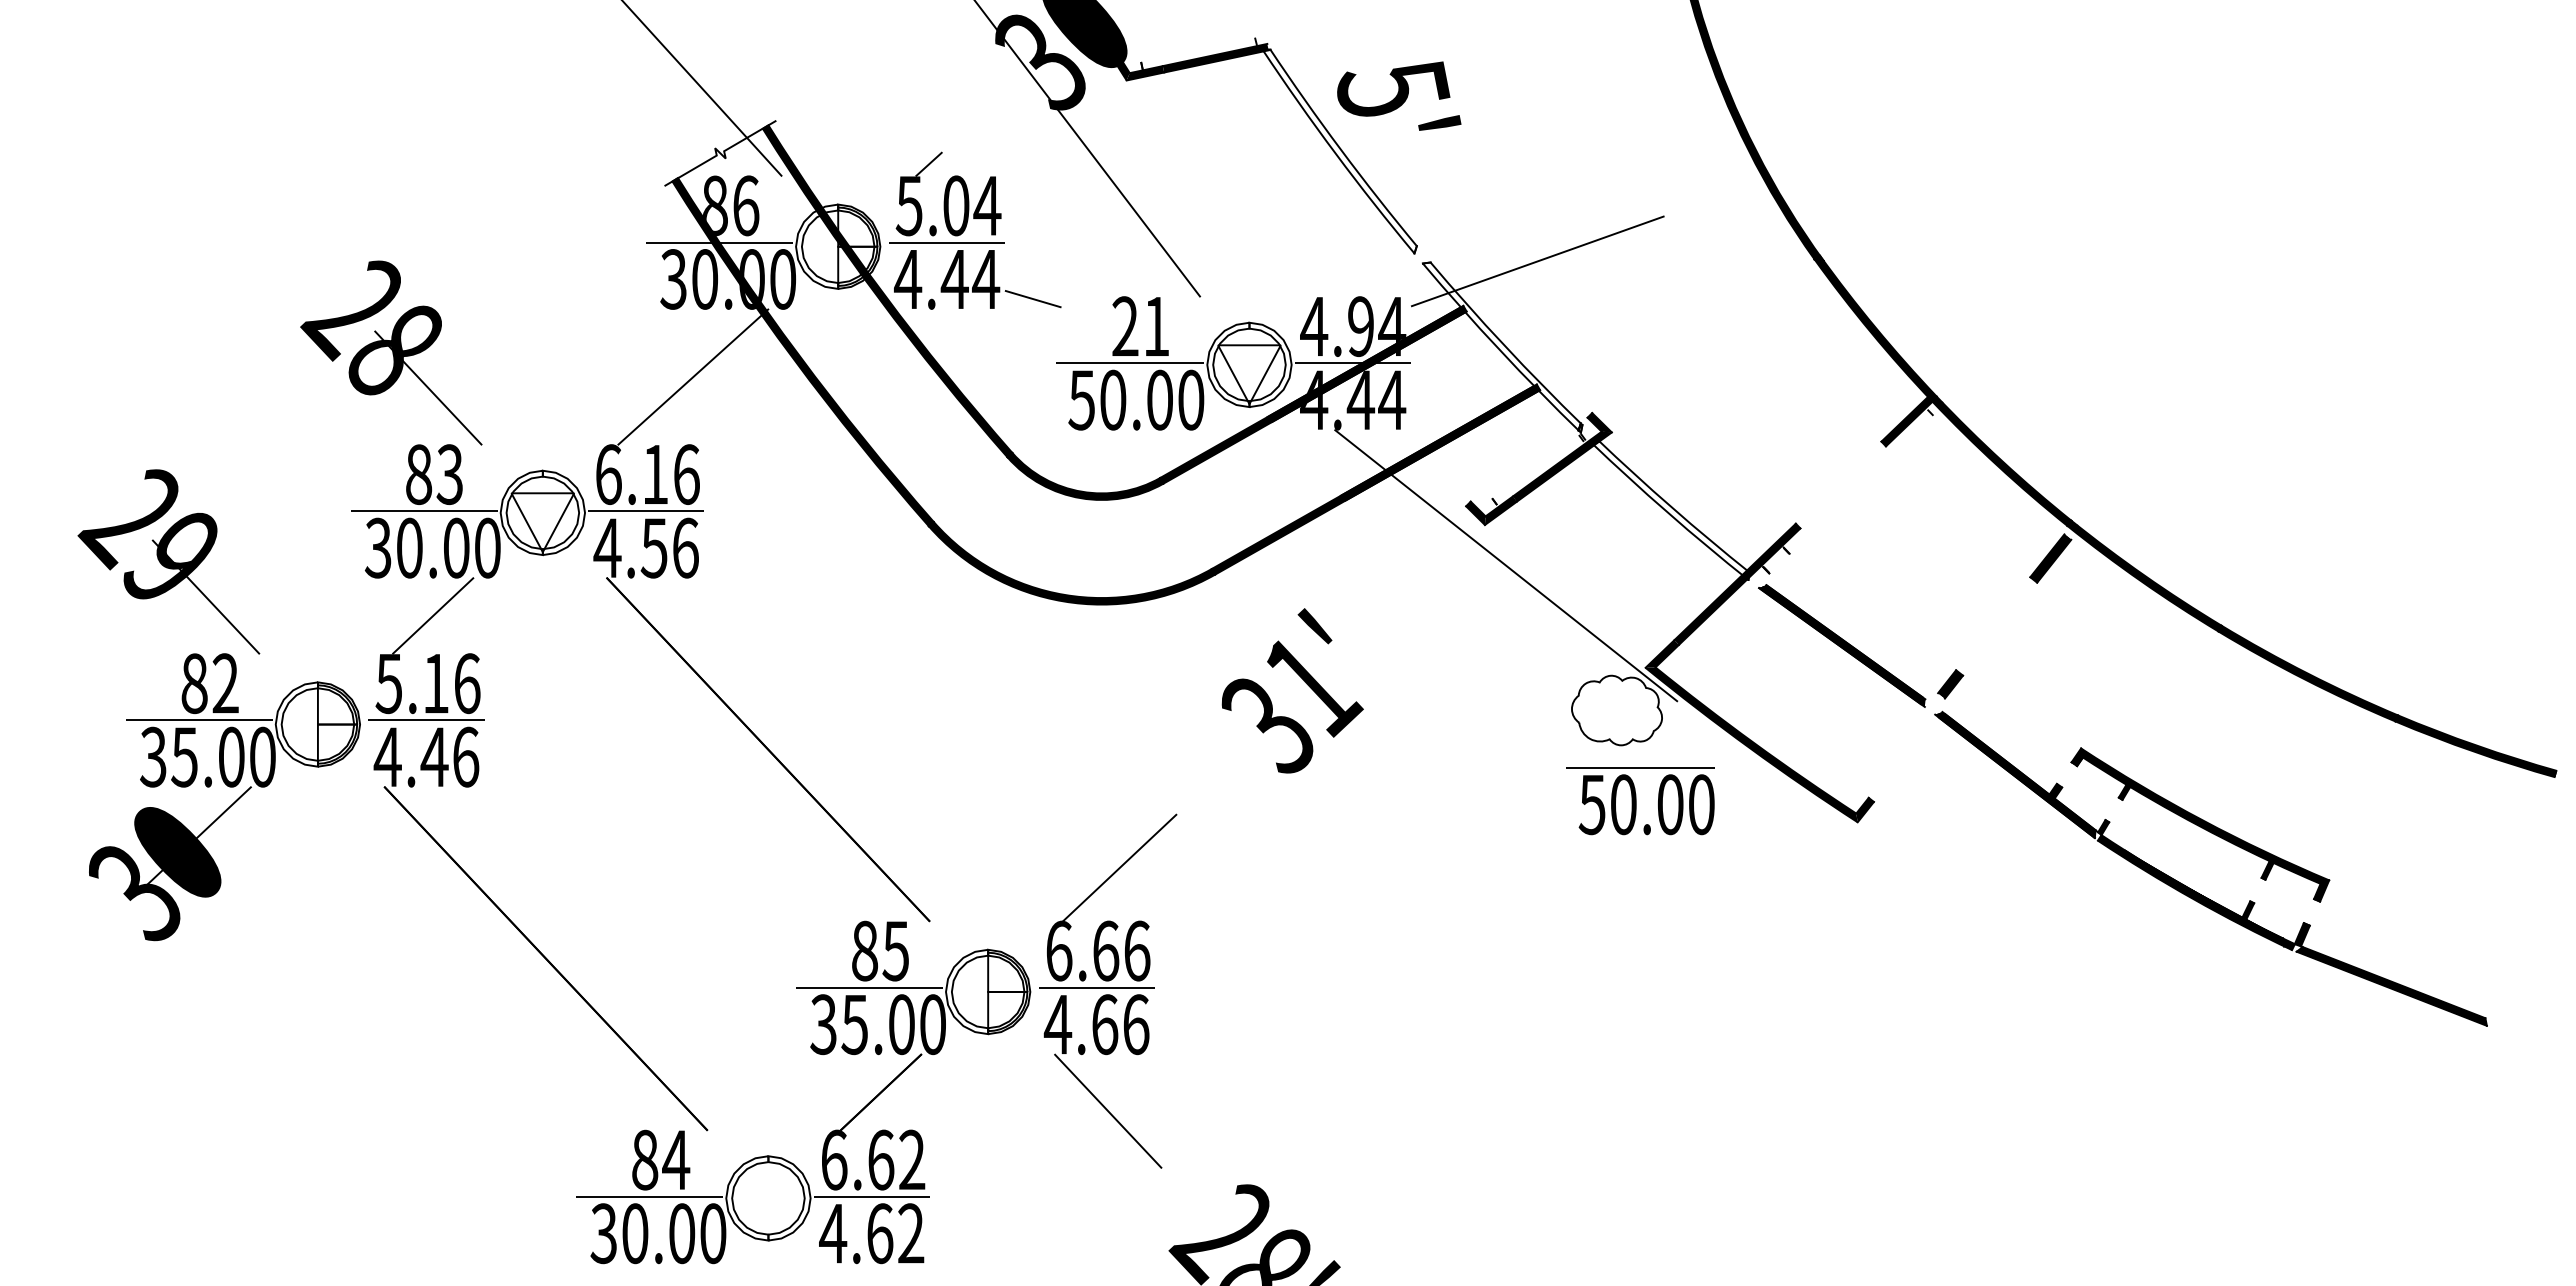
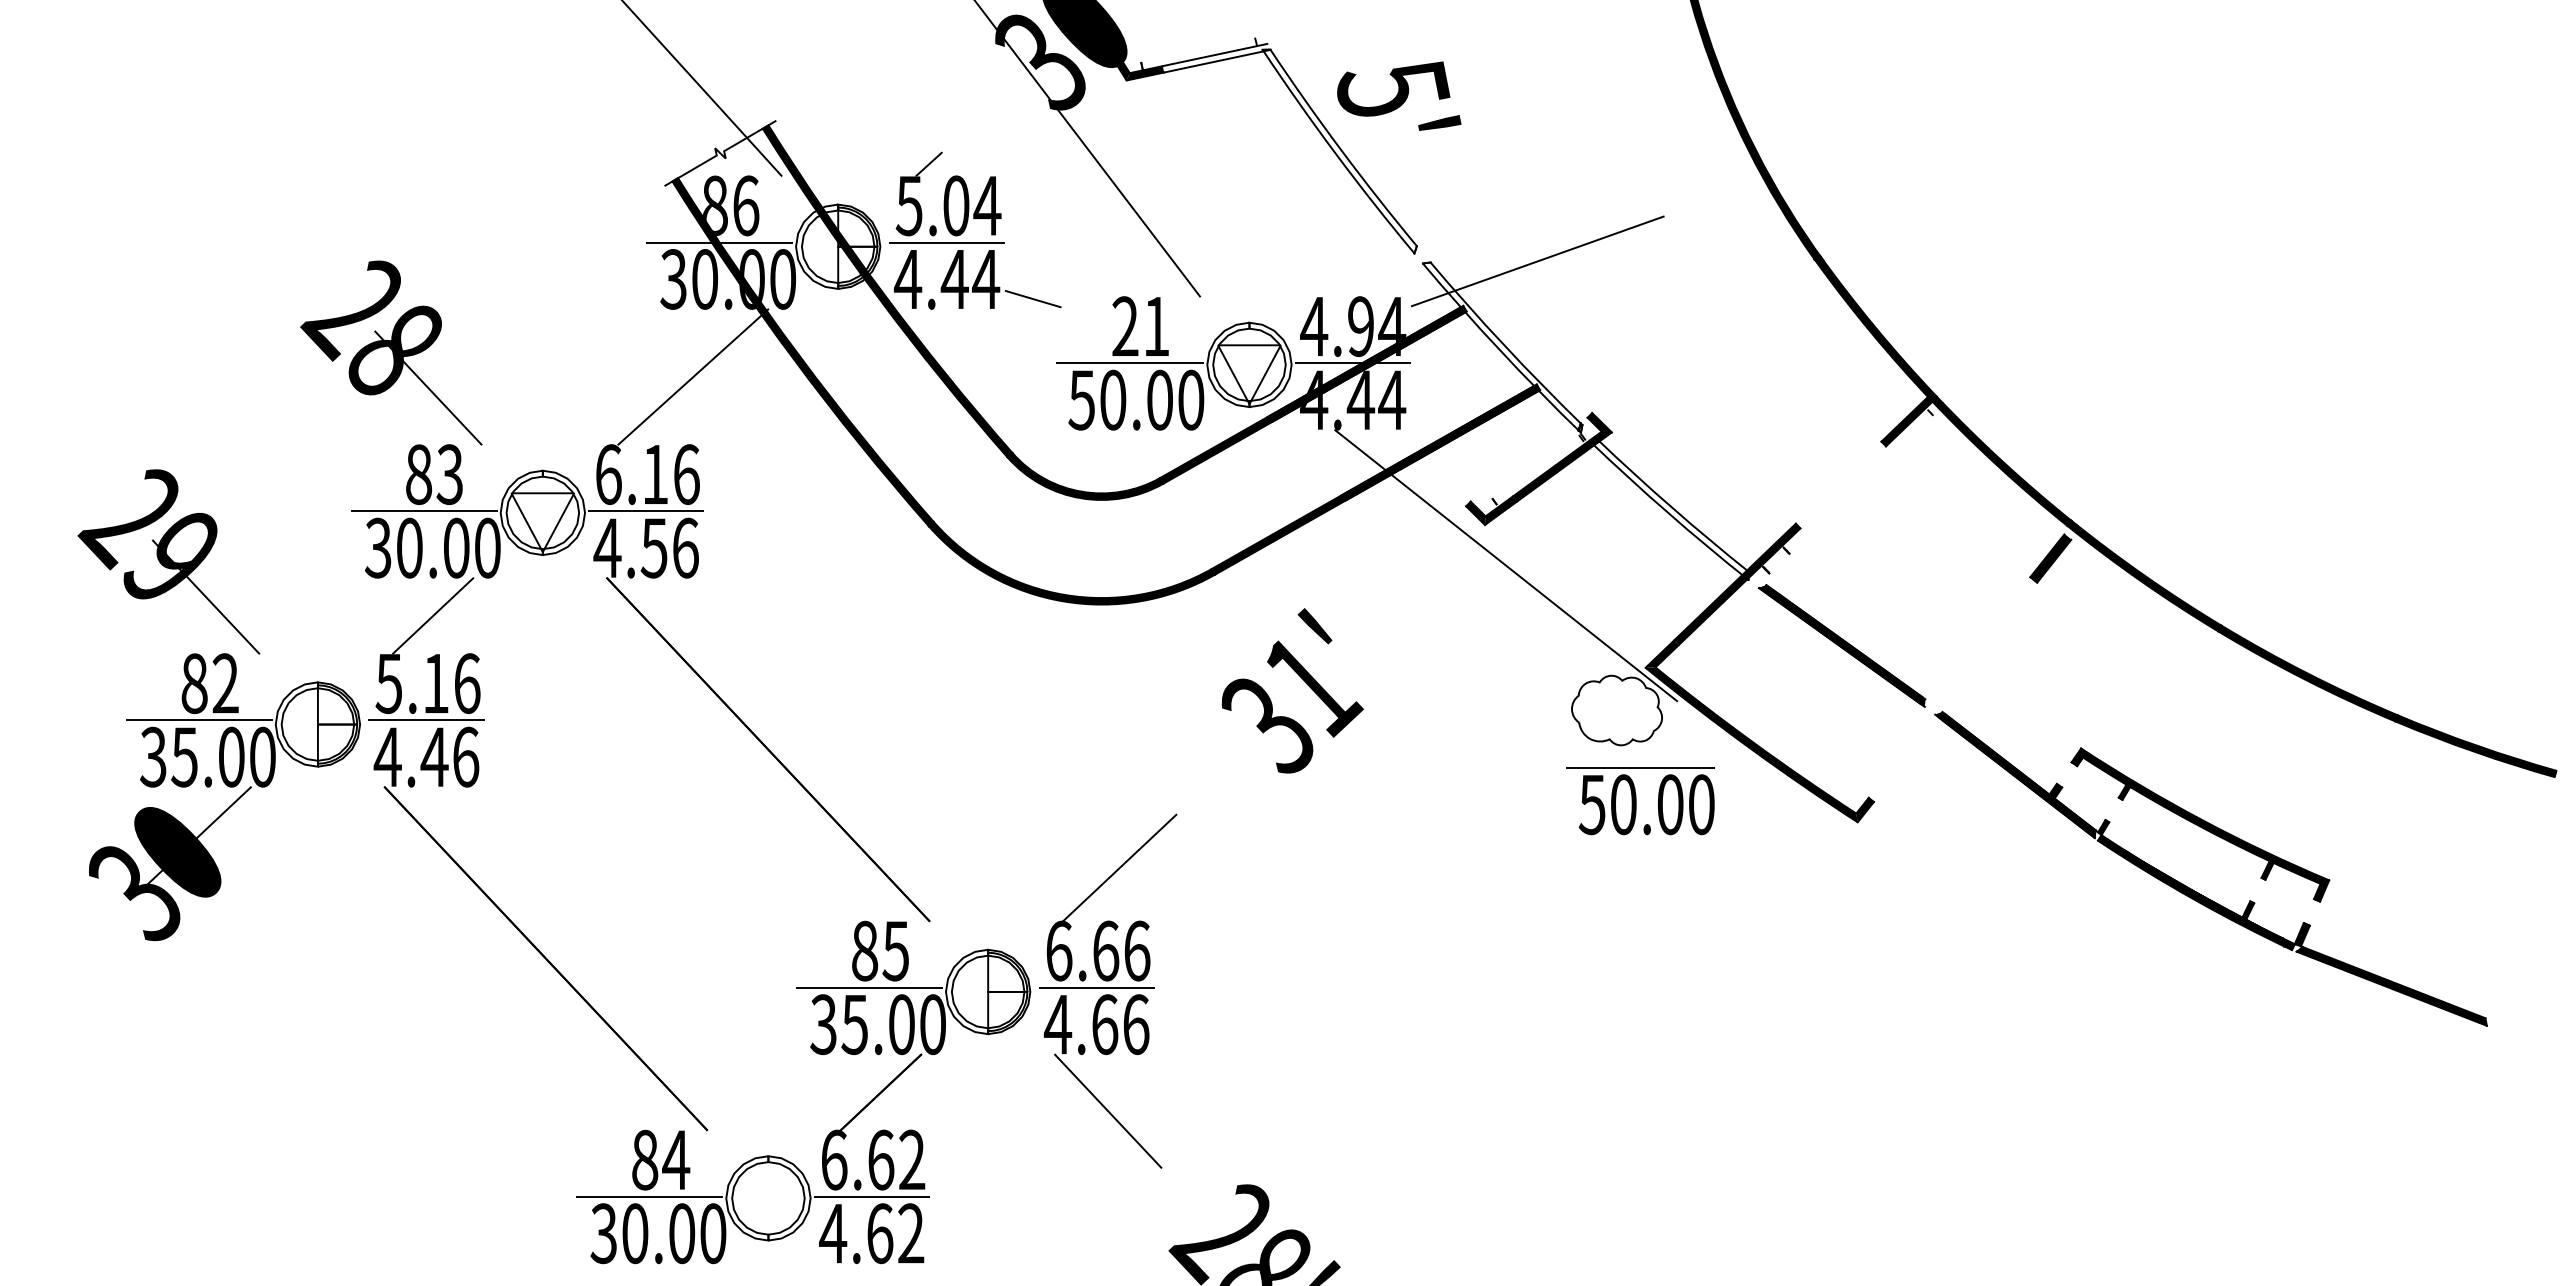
fill: present -> none (1215, 57)
part: present -> none (1950, 684)
